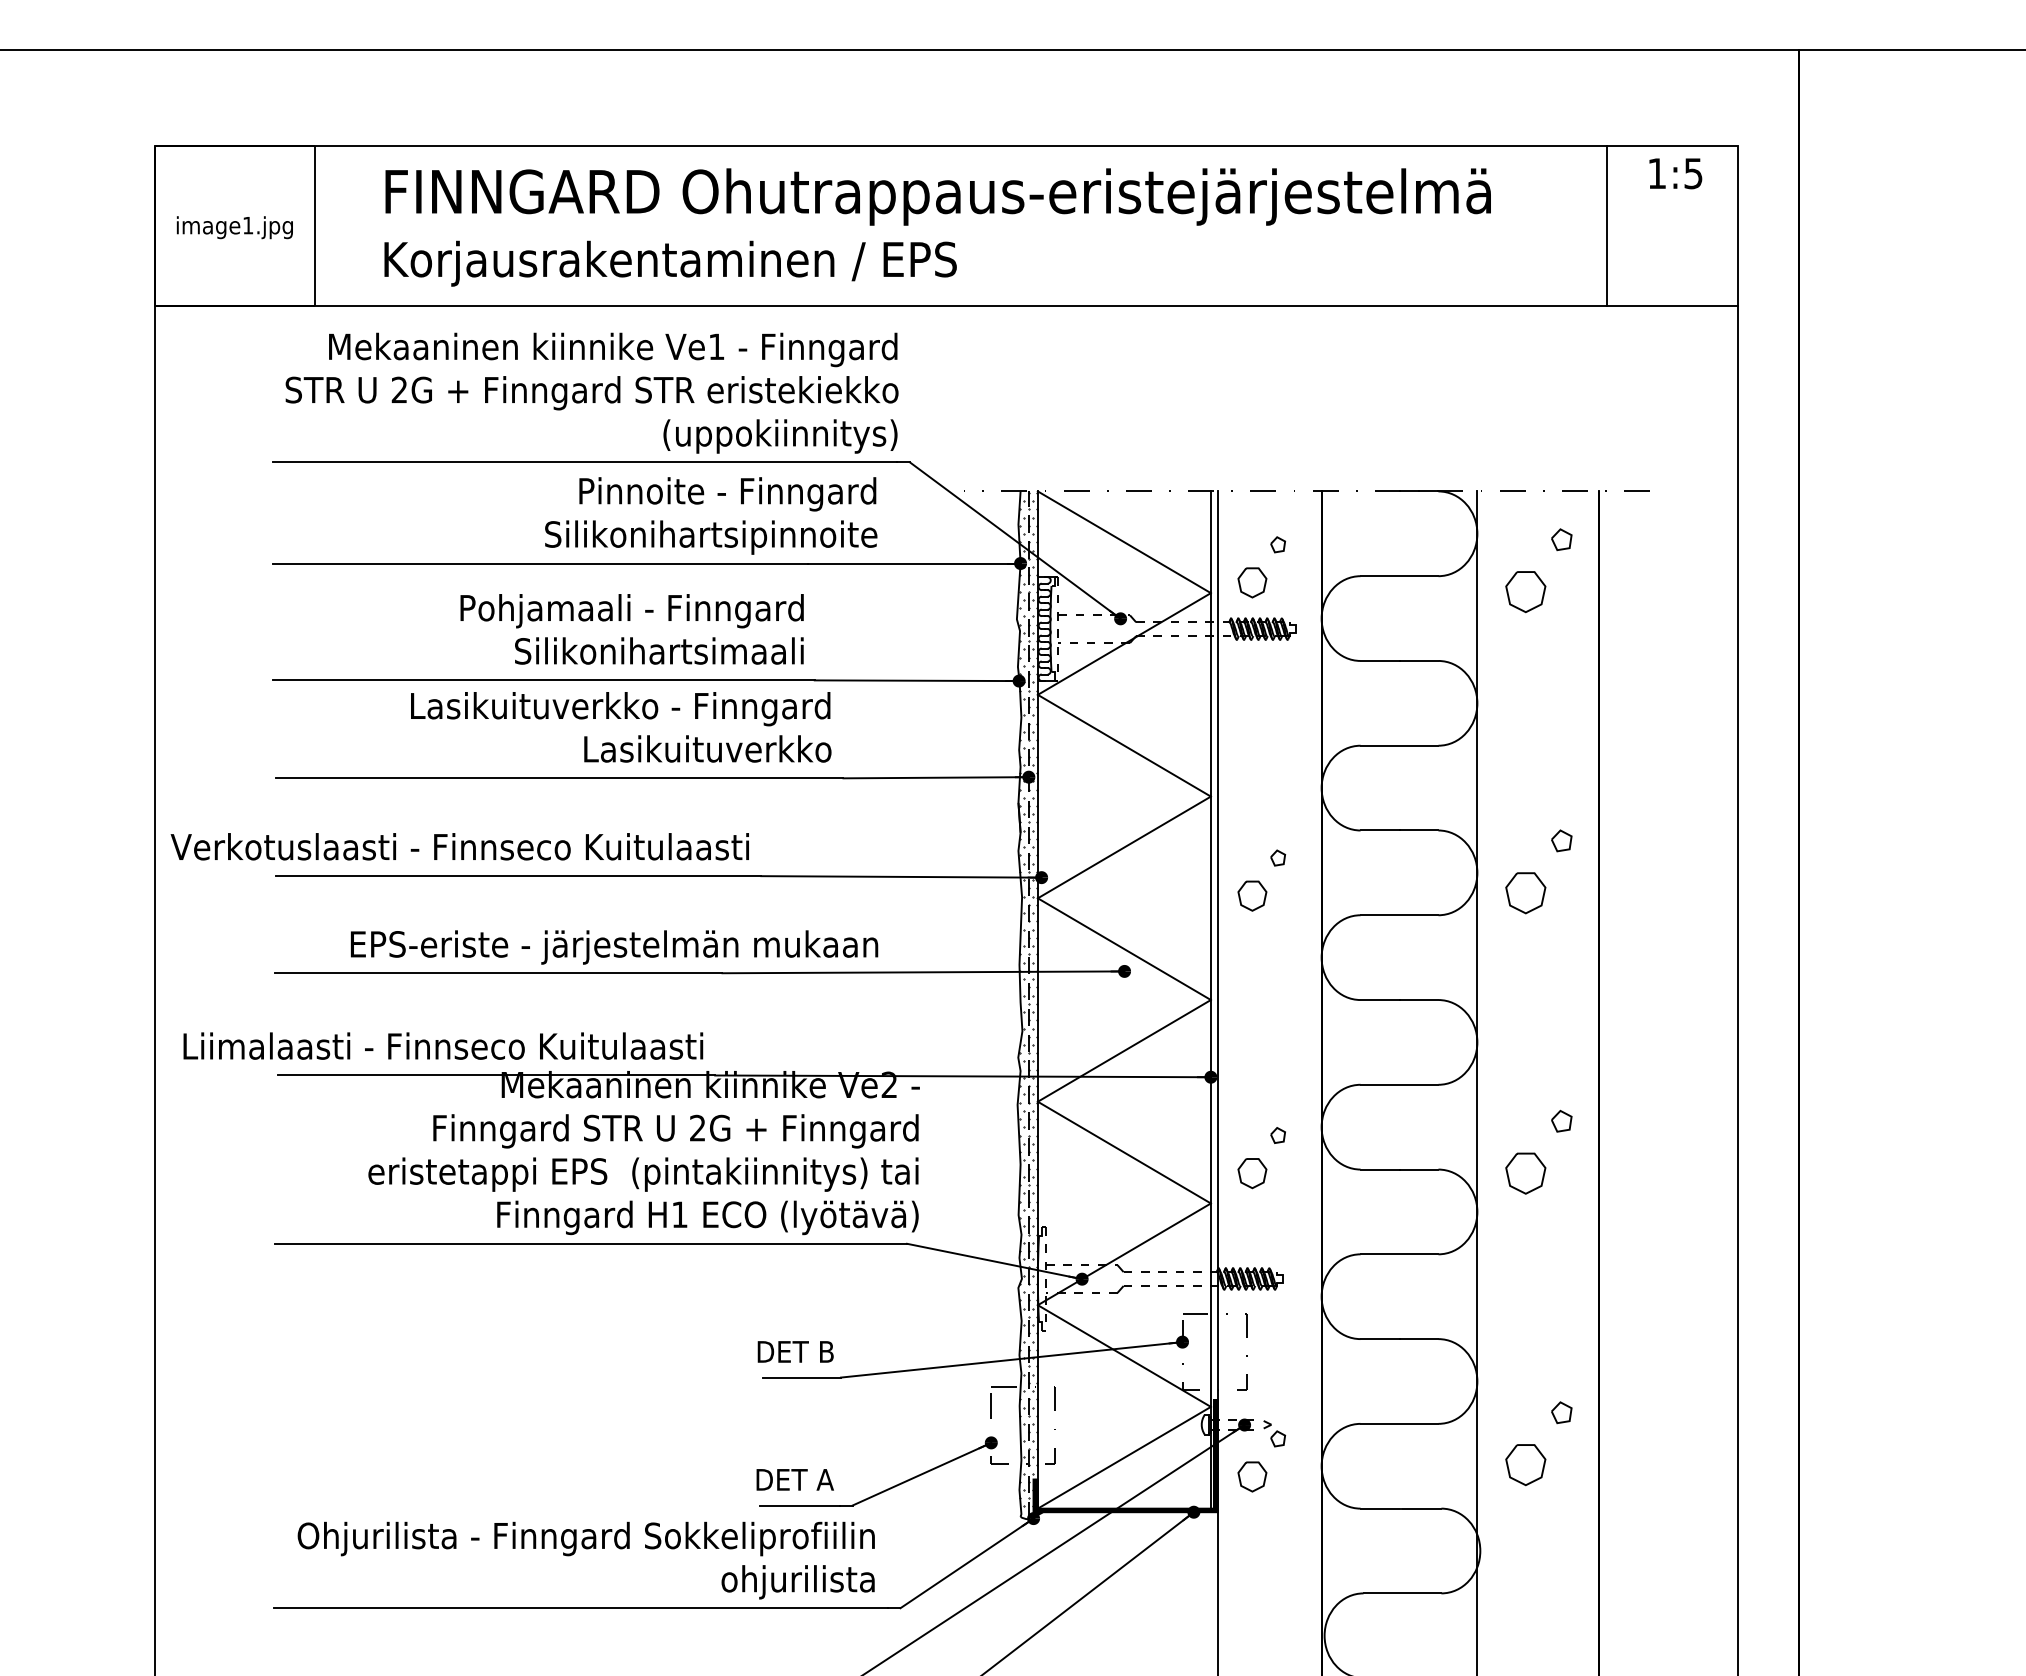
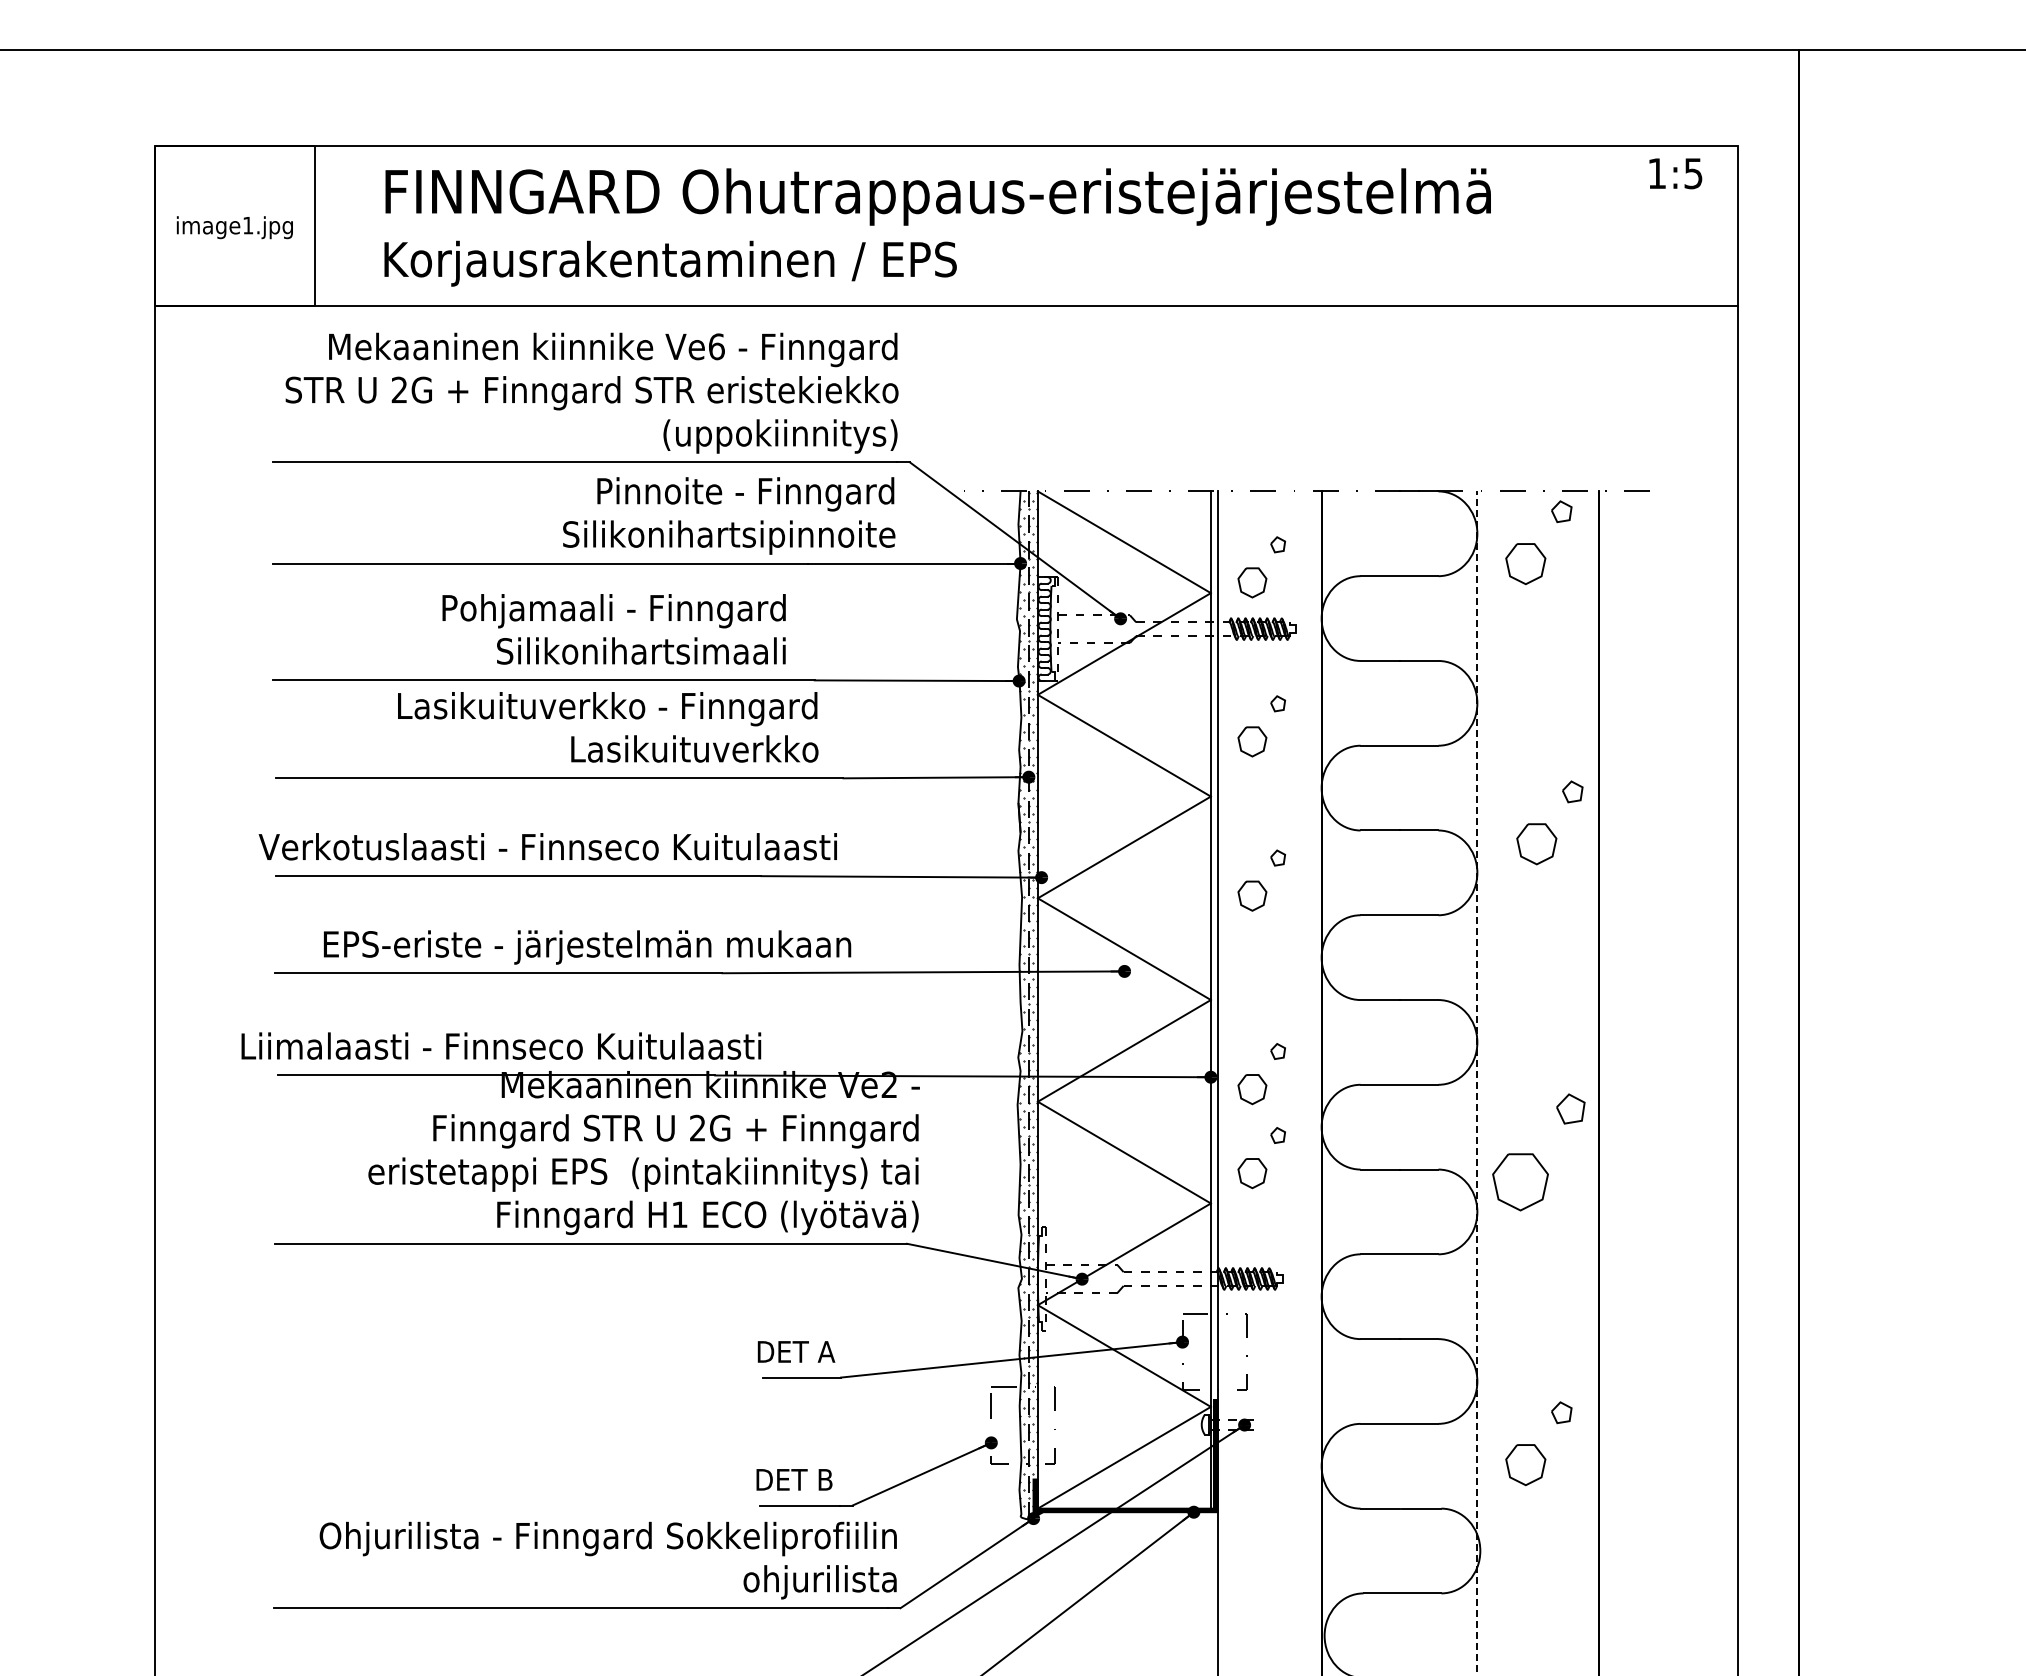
line: present -> none (1607, 225)
text: Ve1 -> Ve6 (716, 346)
text position: (711, 515) -> (729, 515) (729, 515)
part position: (1538, 570) -> (1538, 542) (1538, 542)
text position: (631, 629) -> (613, 629) (613, 629)
part: none -> present (1261, 726)
text position: (621, 727) -> (608, 727) (608, 727)
text position: (459, 846) -> (547, 846) (547, 846)
part position: (1538, 871) -> (1549, 822) (1549, 822)
text position: (614, 947) -> (587, 947) (587, 947)
text position: (443, 1045) -> (501, 1045) (501, 1045)
part: none -> present (1261, 1074)
line: solid -> dashed (1477, 1083)
part size: 68x86 px -> 94x119 px (1538, 1152)
text: DET B -> DET A (826, 1351)
part: present -> none (1261, 1456)
text: DET A -> DET B (824, 1479)
text position: (585, 1560) -> (607, 1560) (607, 1560)
